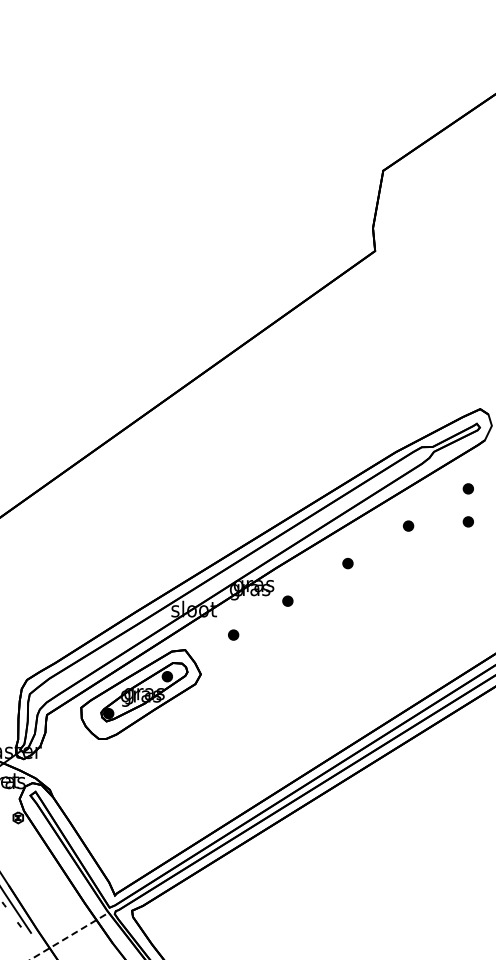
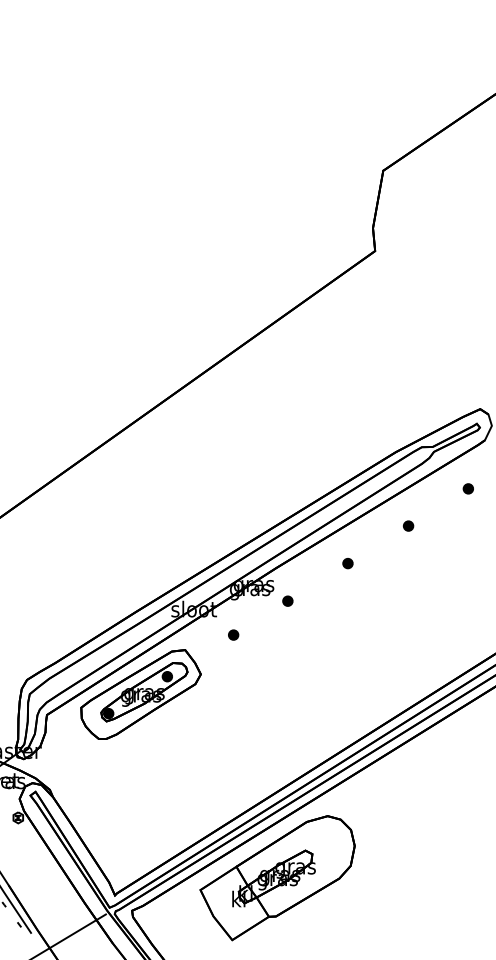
part: present -> none (467, 521)
part: none -> present (277, 878)
line: dashed -> solid (68, 937)
